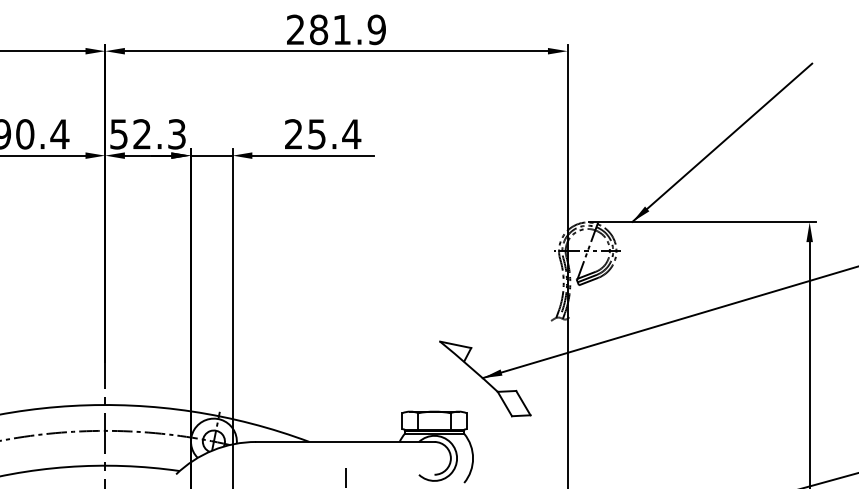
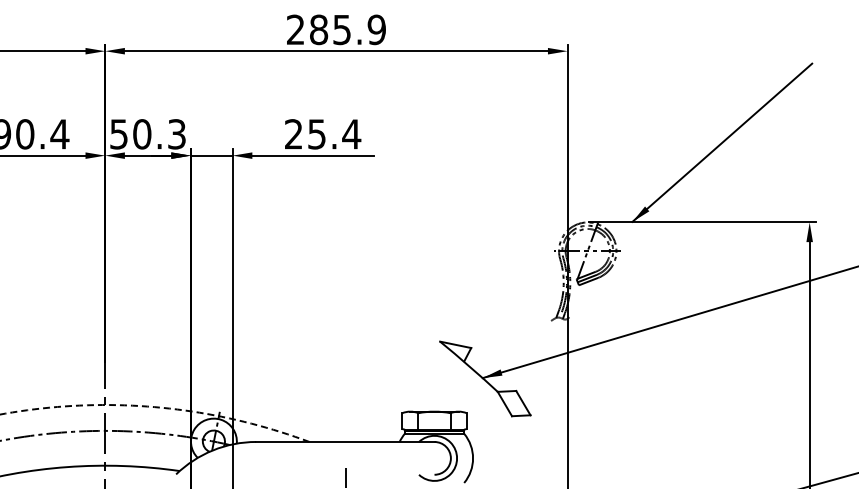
text: 281.9 -> 285.9 (341, 30)
text: 52.3 -> 50.3 (142, 134)
arc: solid -> dashed (157, 407)
